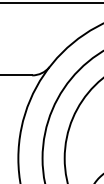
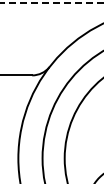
line: solid -> dashed (52, 3)
